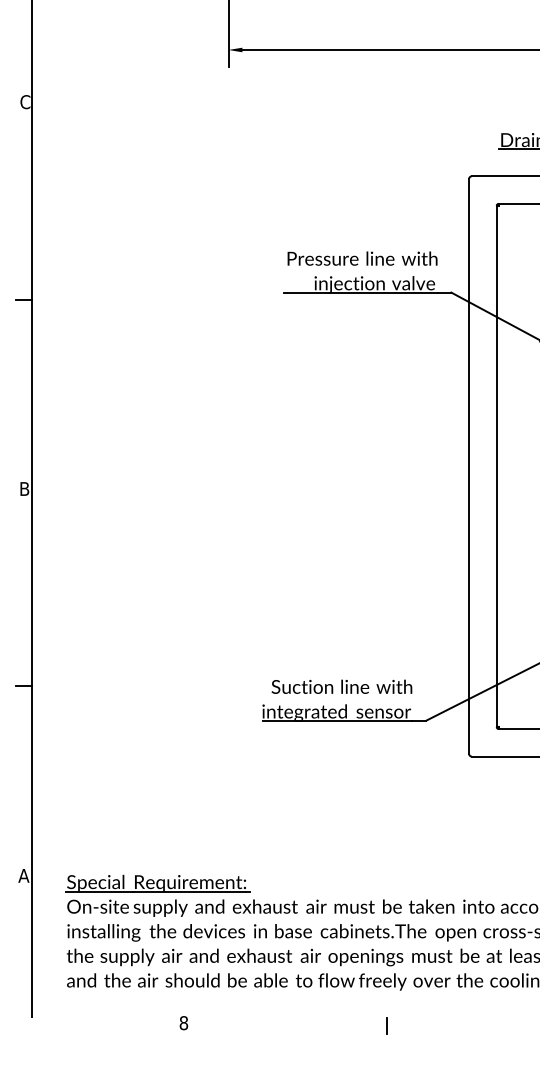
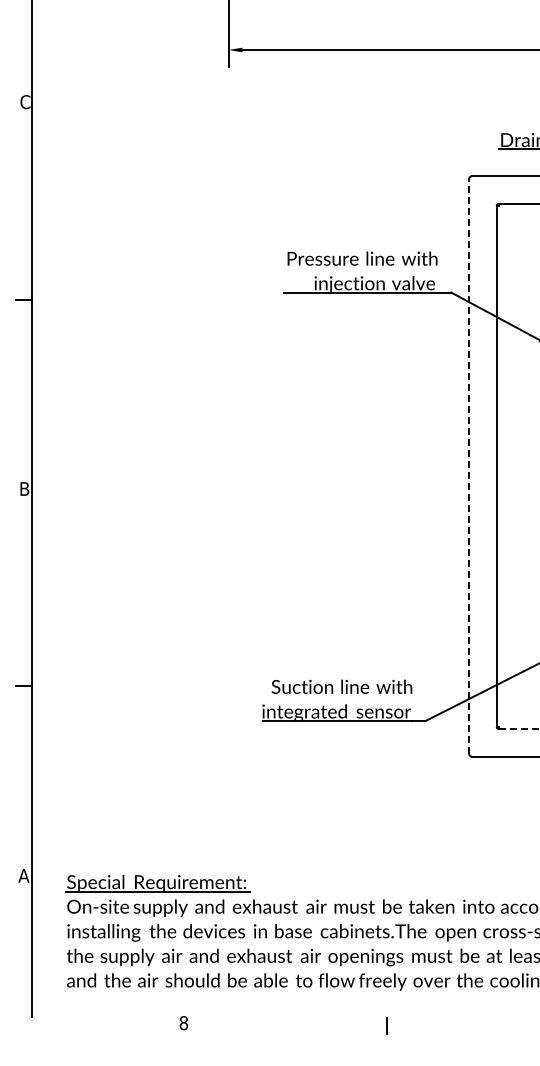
line: solid -> dashed (469, 465)
line: solid -> dashed (519, 728)
